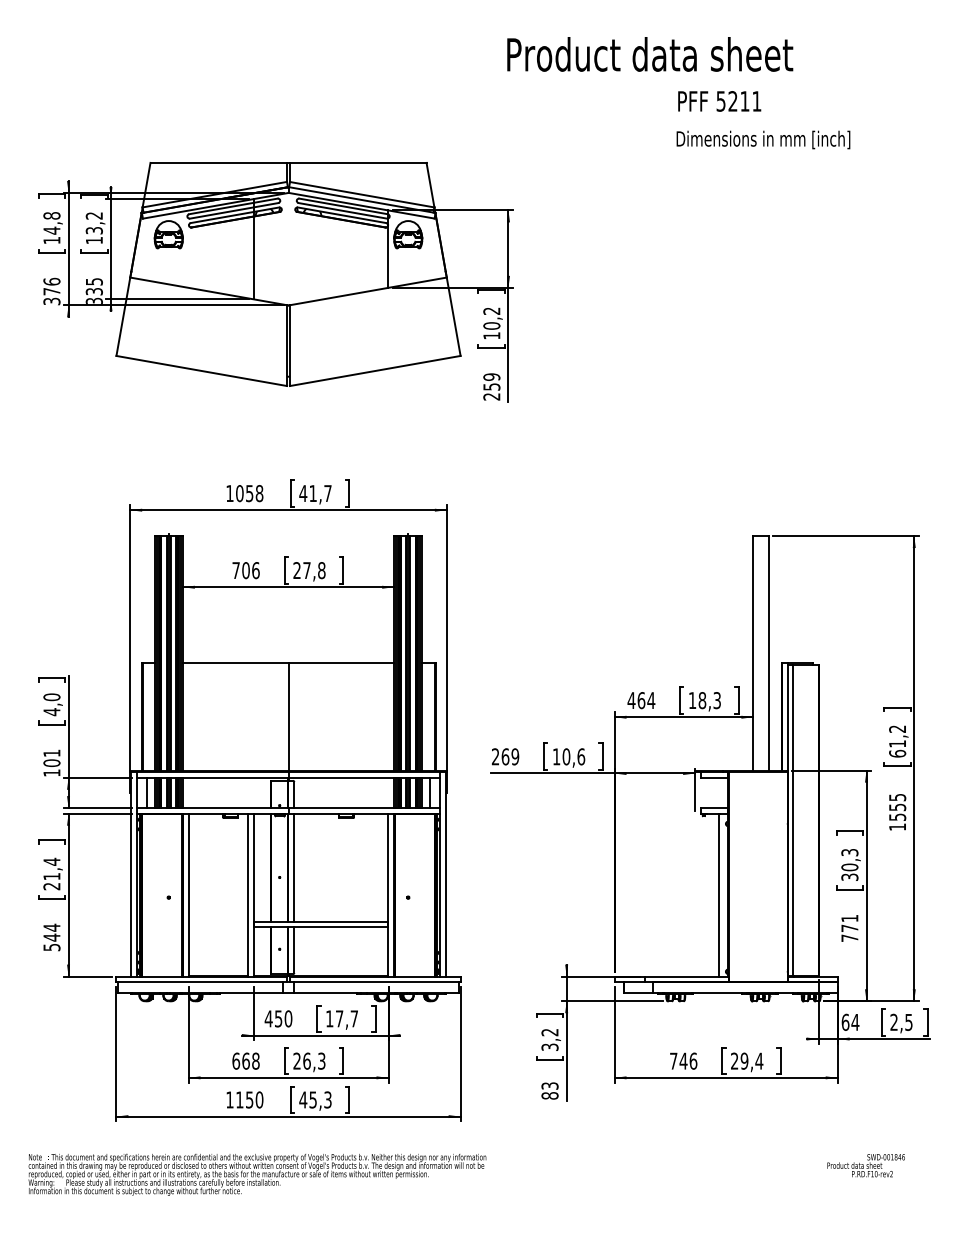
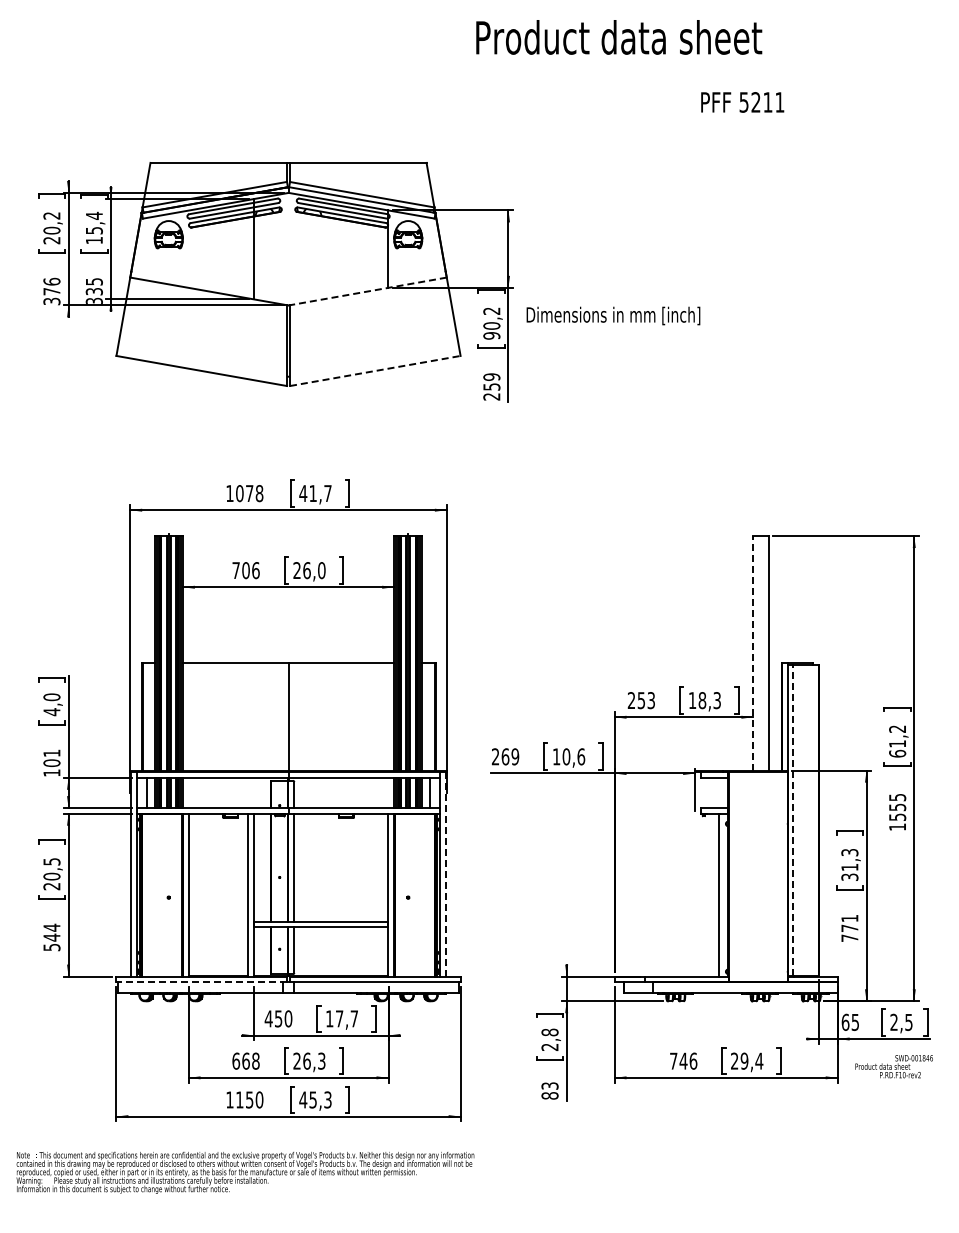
text position: (650, 54) -> (619, 37) (619, 37)
text position: (719, 101) -> (742, 102) (742, 102)
text position: (763, 139) -> (613, 315) (613, 315)
text: 13,2 -> 15,4 (93, 222)
text: 14,8 -> 20,2 (51, 228)
line: solid -> dashed (367, 291)
text: 10,2 -> 90,2 (491, 335)
line: solid -> dashed (375, 370)
text: 1058 -> 1078 (249, 493)
text: 27,8 -> 26,0 (314, 570)
line: solid -> dashed (753, 652)
text: 464 -> 253 (641, 700)
line: solid -> dashed (793, 819)
text: 30,3 -> 31,3 (849, 867)
text: 21,4 -> 20,5 (51, 868)
line: solid -> dashed (445, 874)
line: solid -> dashed (201, 981)
text: 64 -> 65 (855, 1022)
text: 3,2 -> 2,8 (549, 1039)
text position: (865, 1165) -> (893, 1066) (893, 1066)
text position: (257, 1174) -> (245, 1172) (245, 1172)
